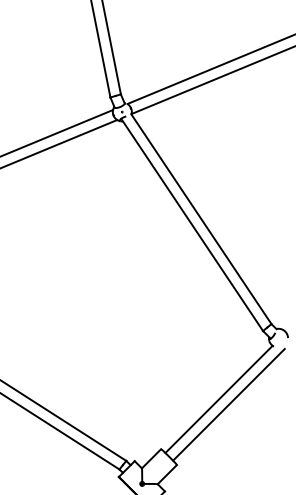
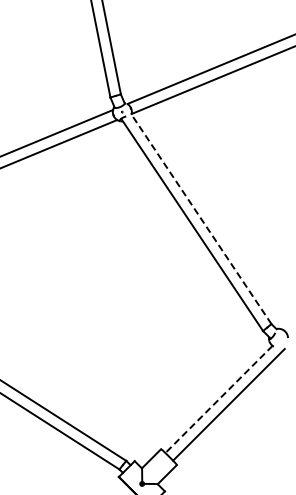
line: solid -> dashed (201, 218)
line: solid -> dashed (219, 399)
